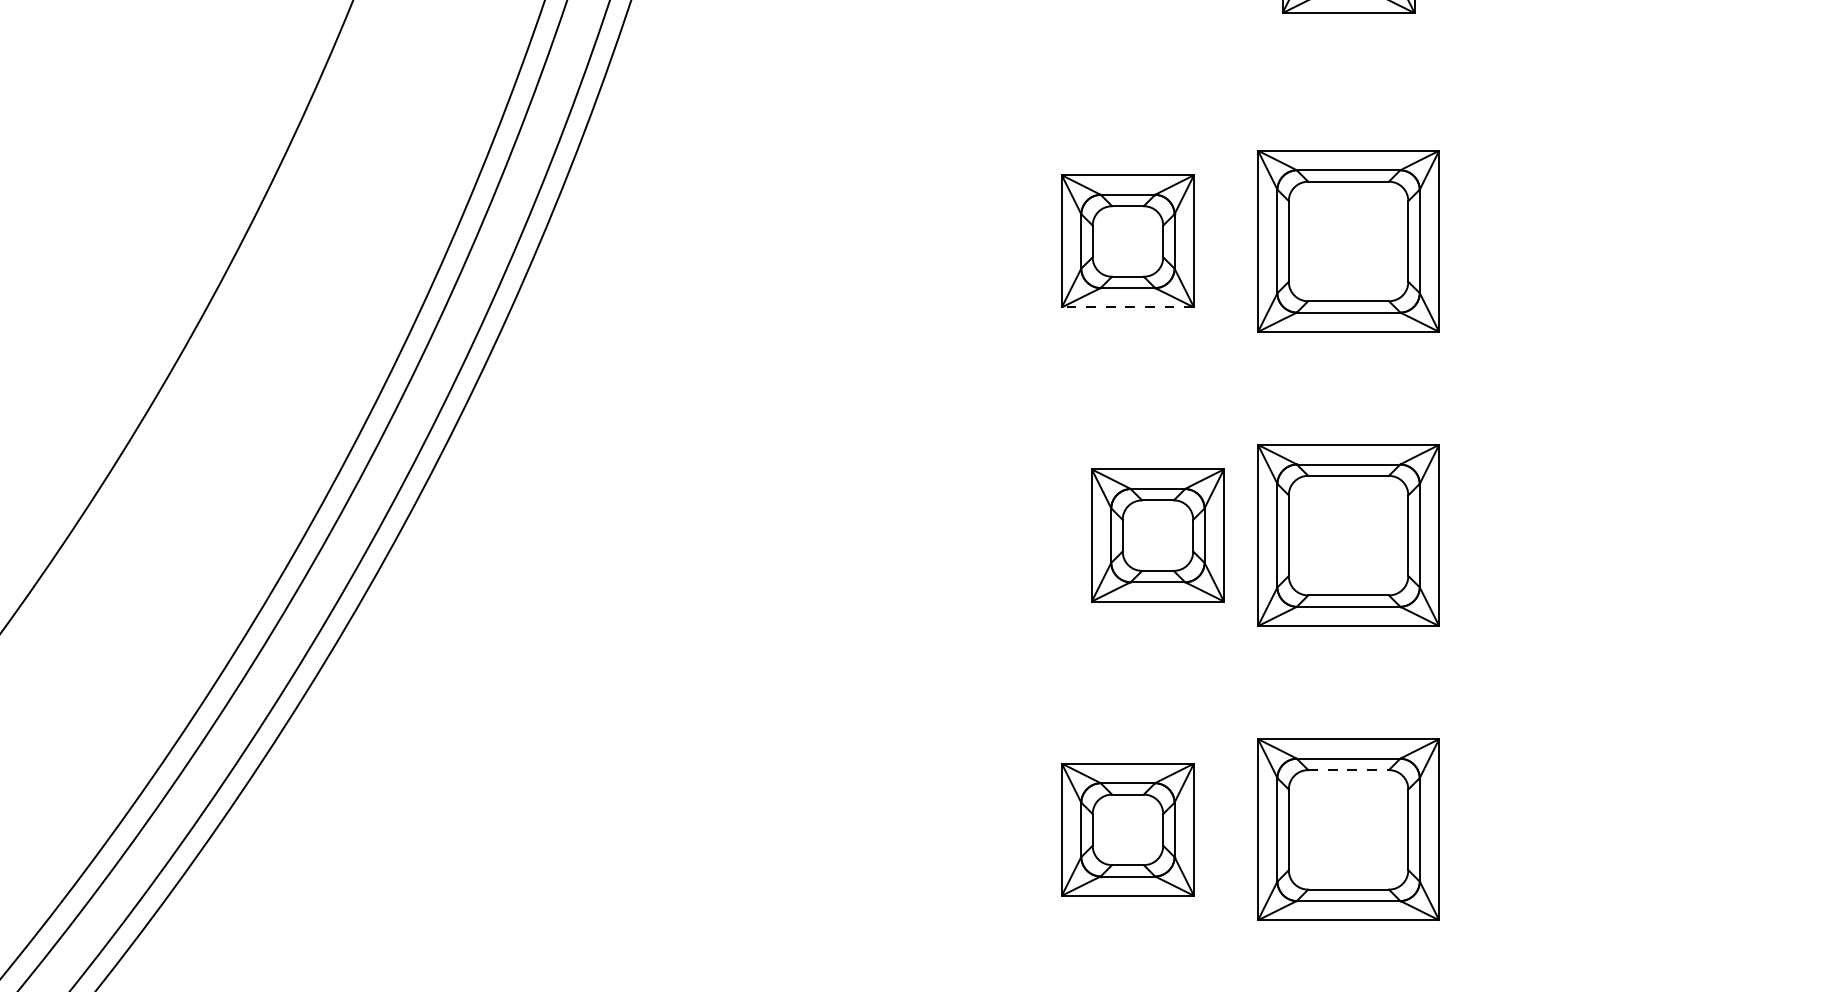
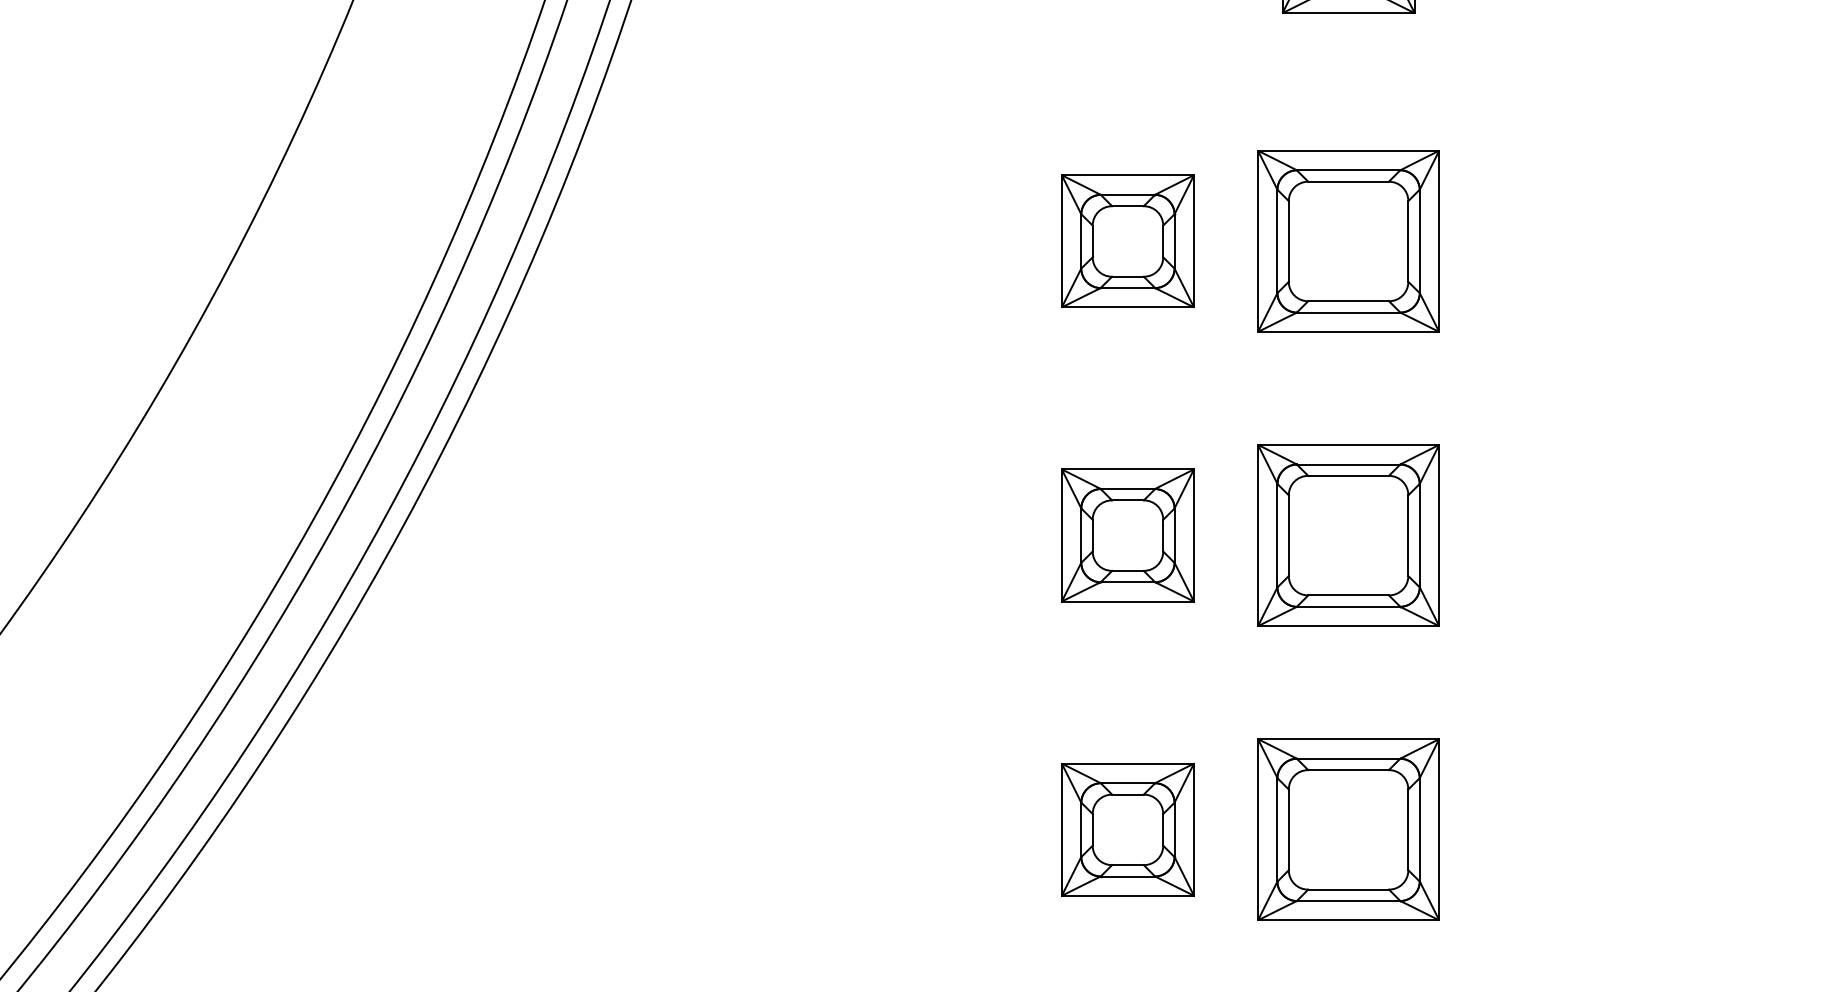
line: dashed -> solid (1127, 307)
part position: (1157, 535) -> (1127, 535) (1127, 535)
line: dashed -> solid (1349, 770)
